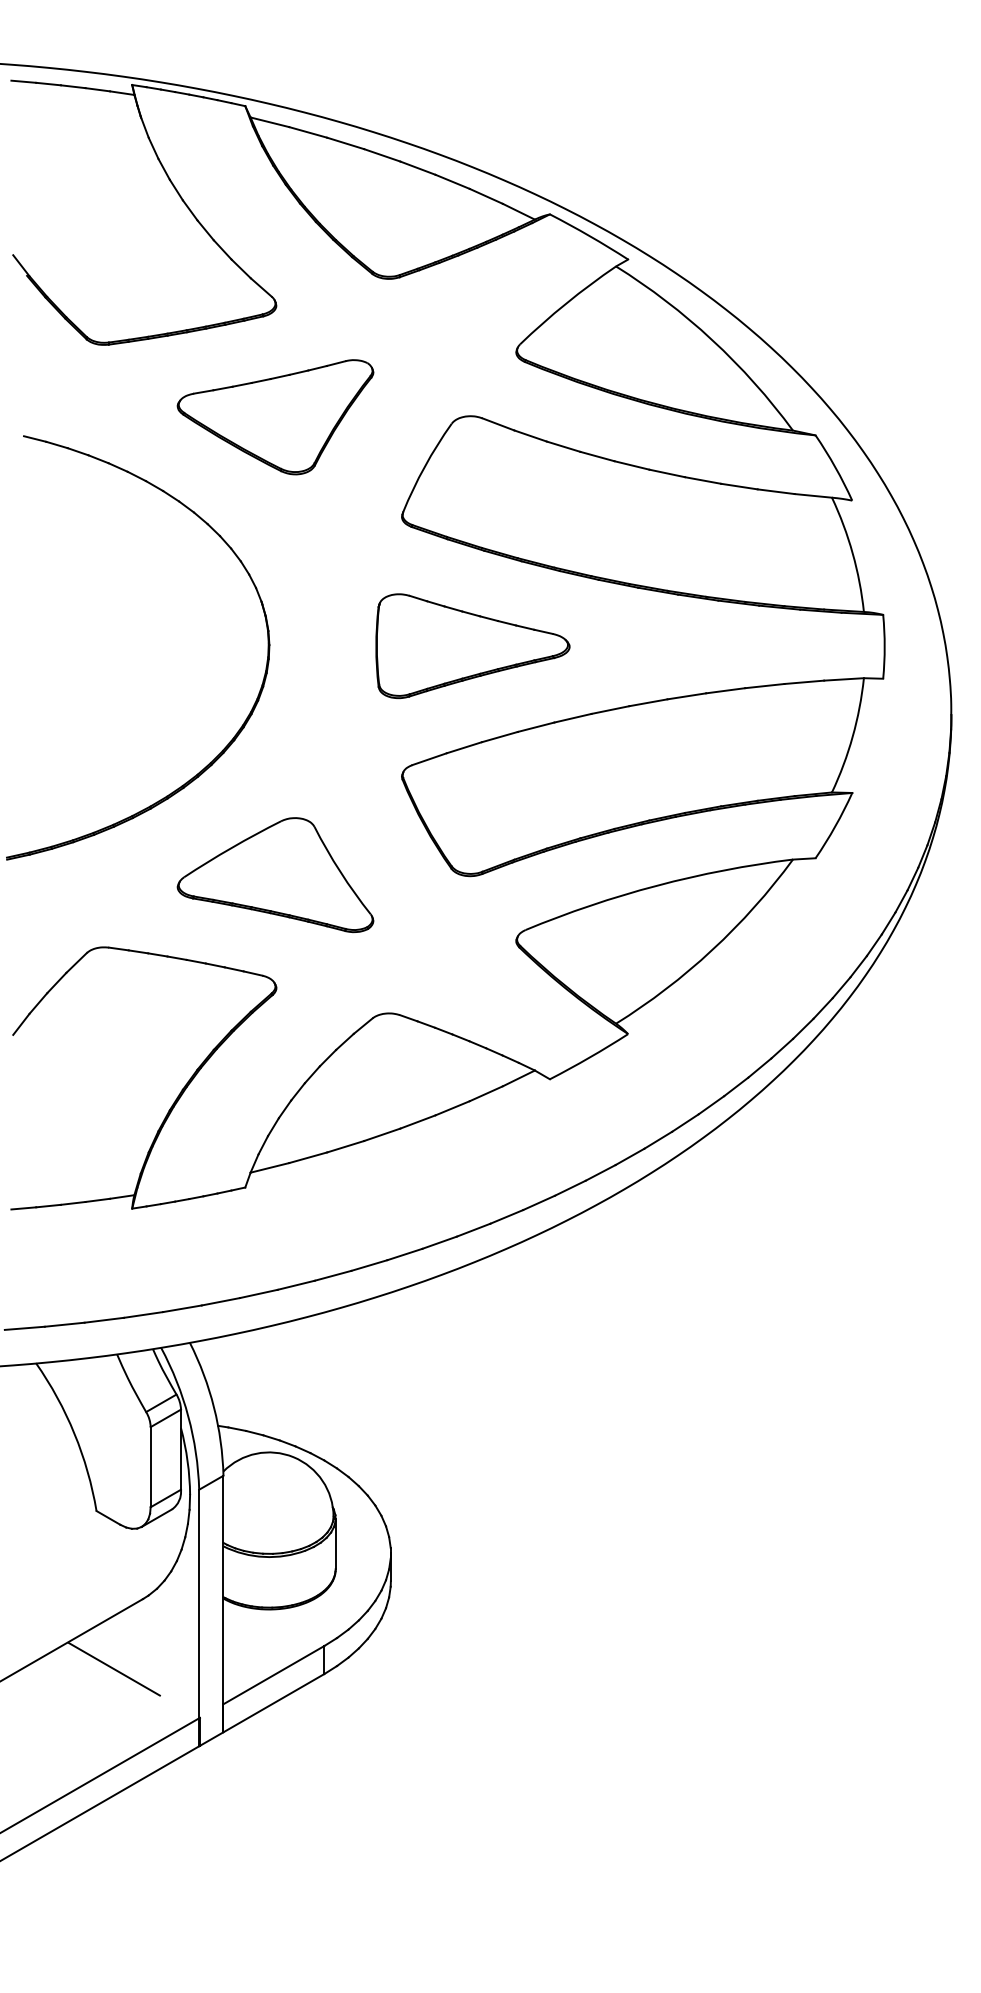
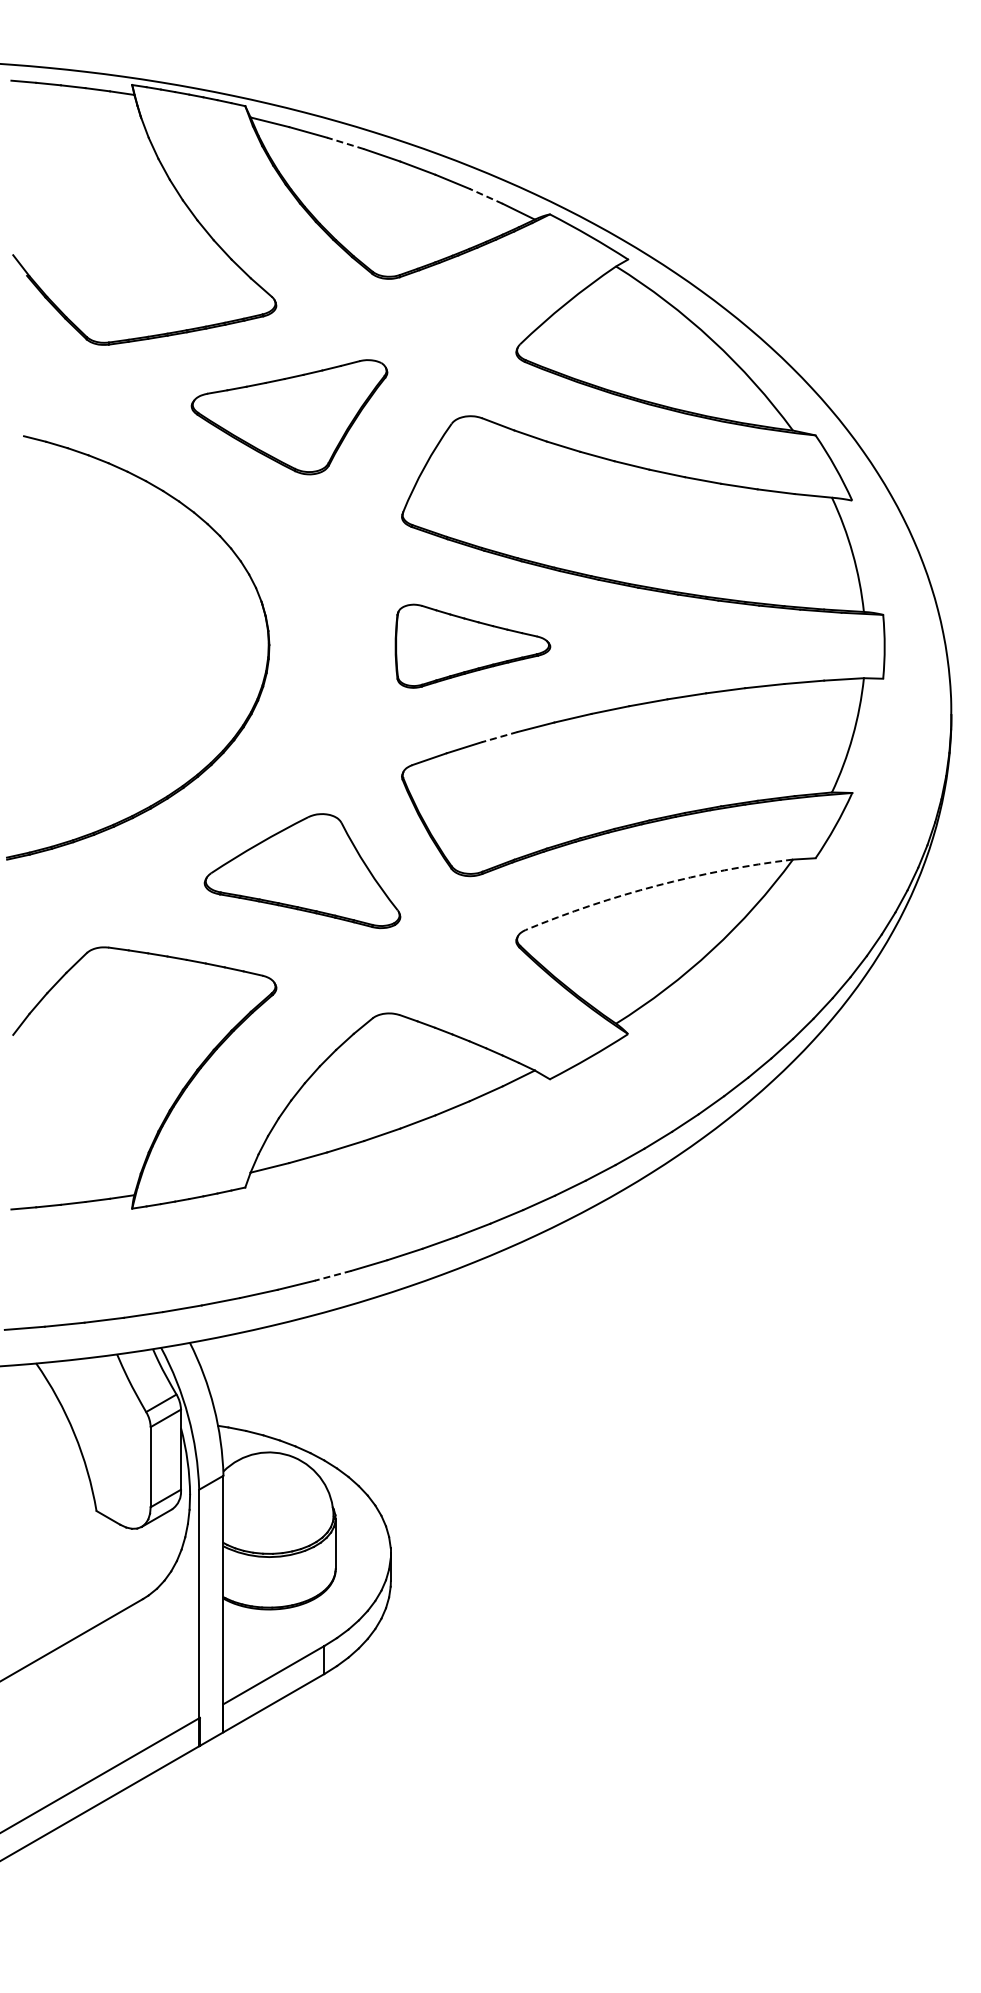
line: solid -> dashed (345, 143)
line: solid -> dashed (485, 196)
part position: (275, 417) -> (289, 417) (289, 417)
part size: 196x107 px -> 158x86 px (472, 645)
line: solid -> dashed (499, 737)
part position: (275, 875) -> (302, 871) (302, 871)
arc: solid -> dashed (656, 885)
line: solid -> dashed (333, 1275)
line: present -> none (113, 1669)
